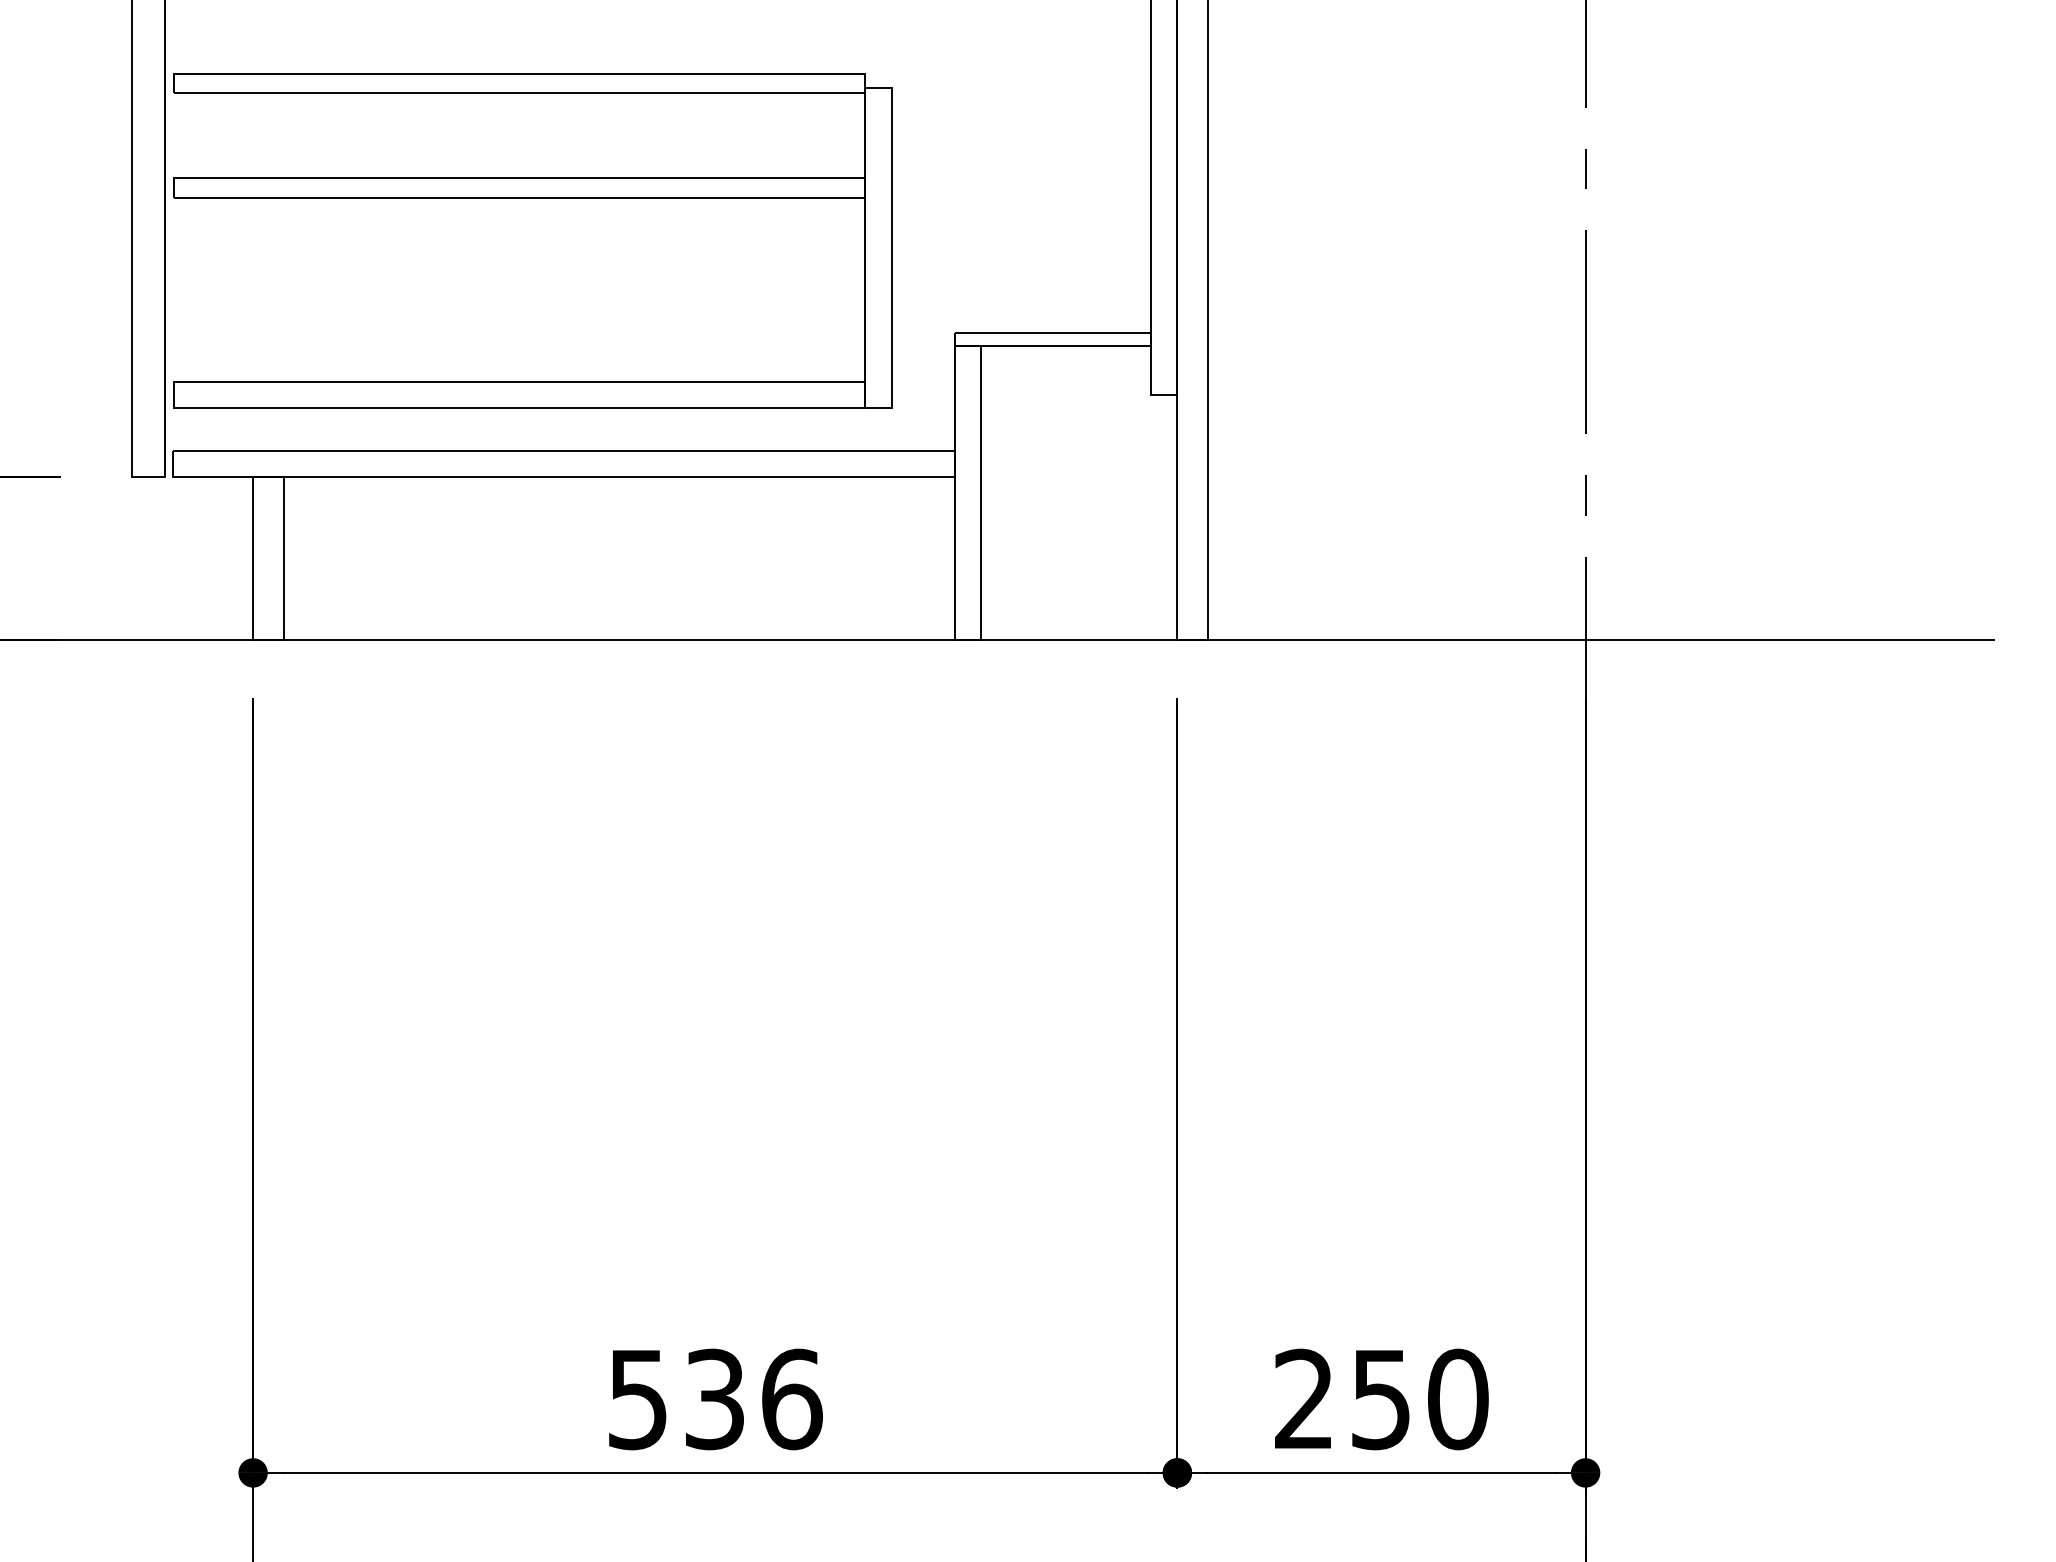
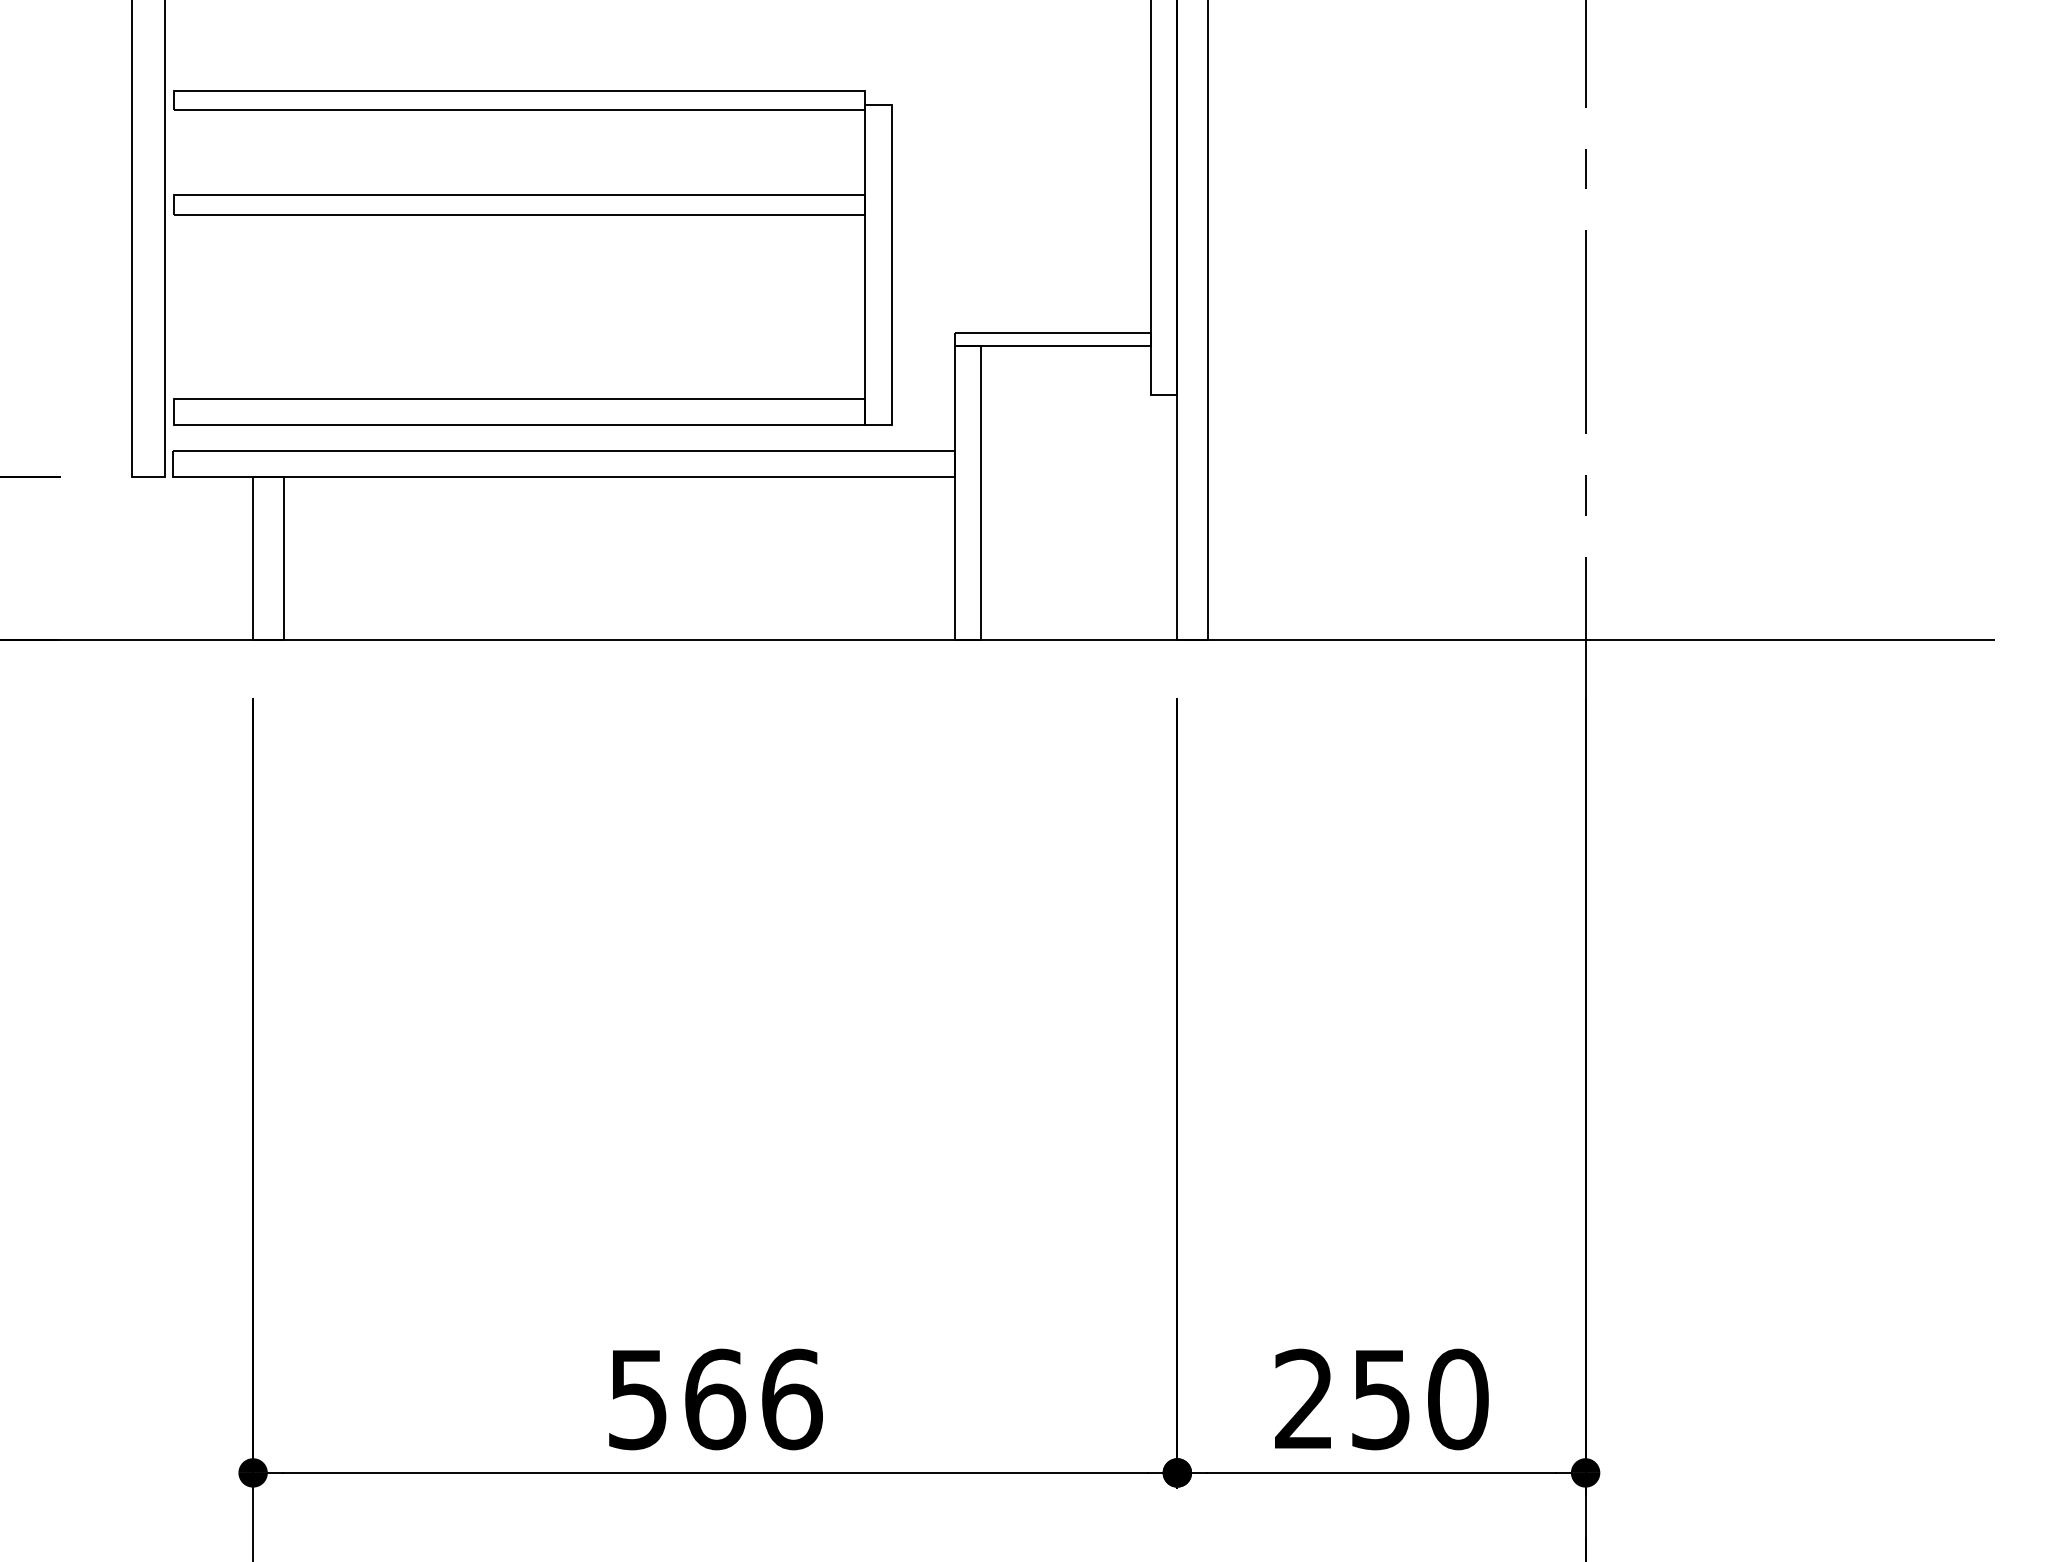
part position: (532, 198) -> (532, 215) (532, 215)
text: 536 -> 566 (715, 1399)
